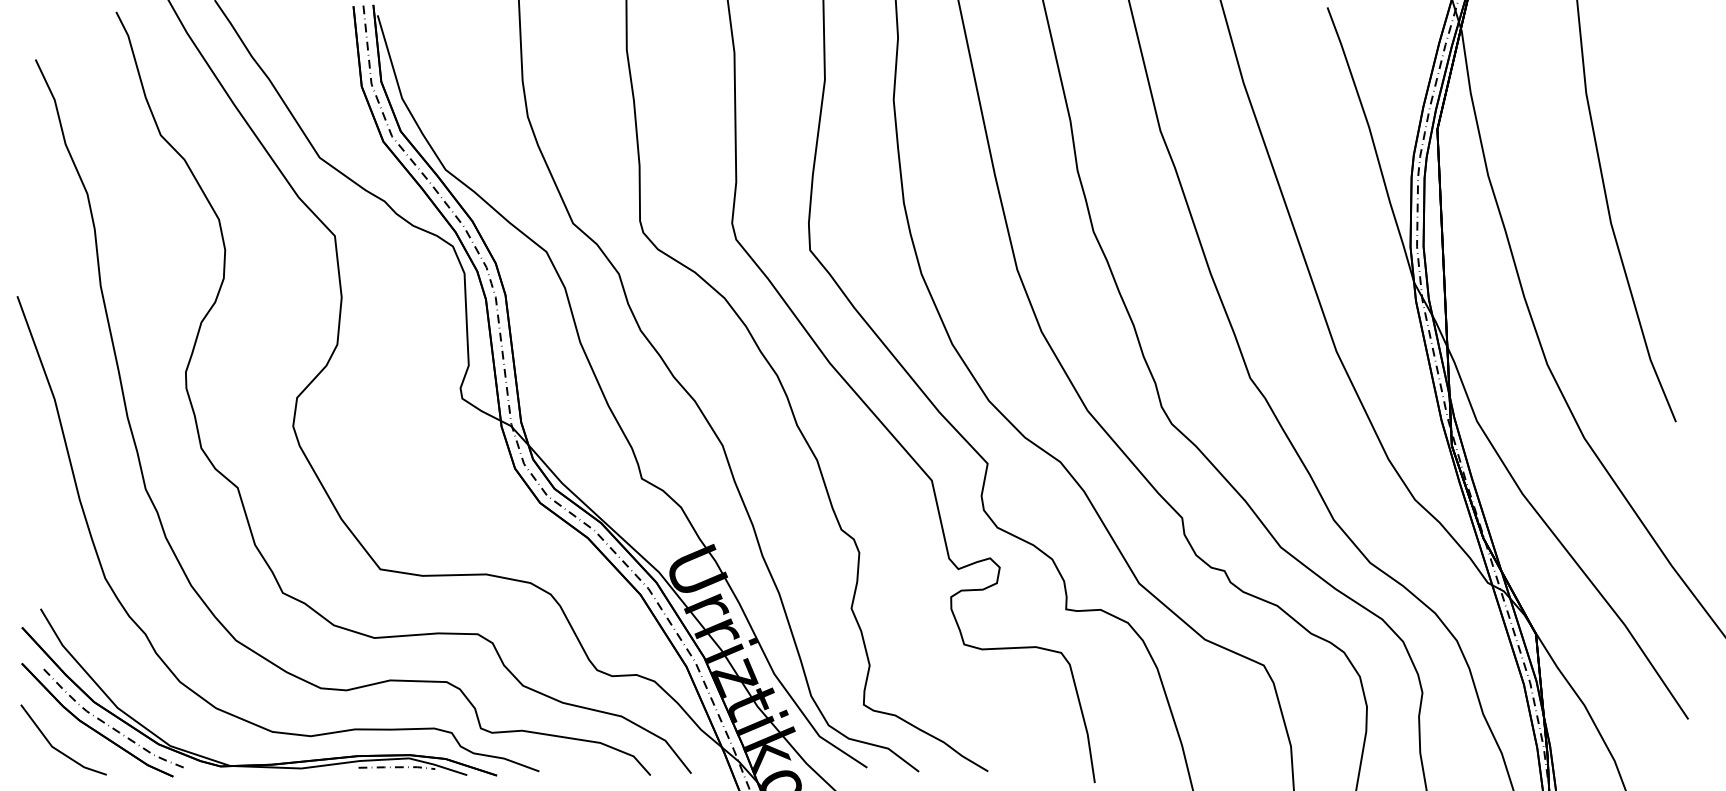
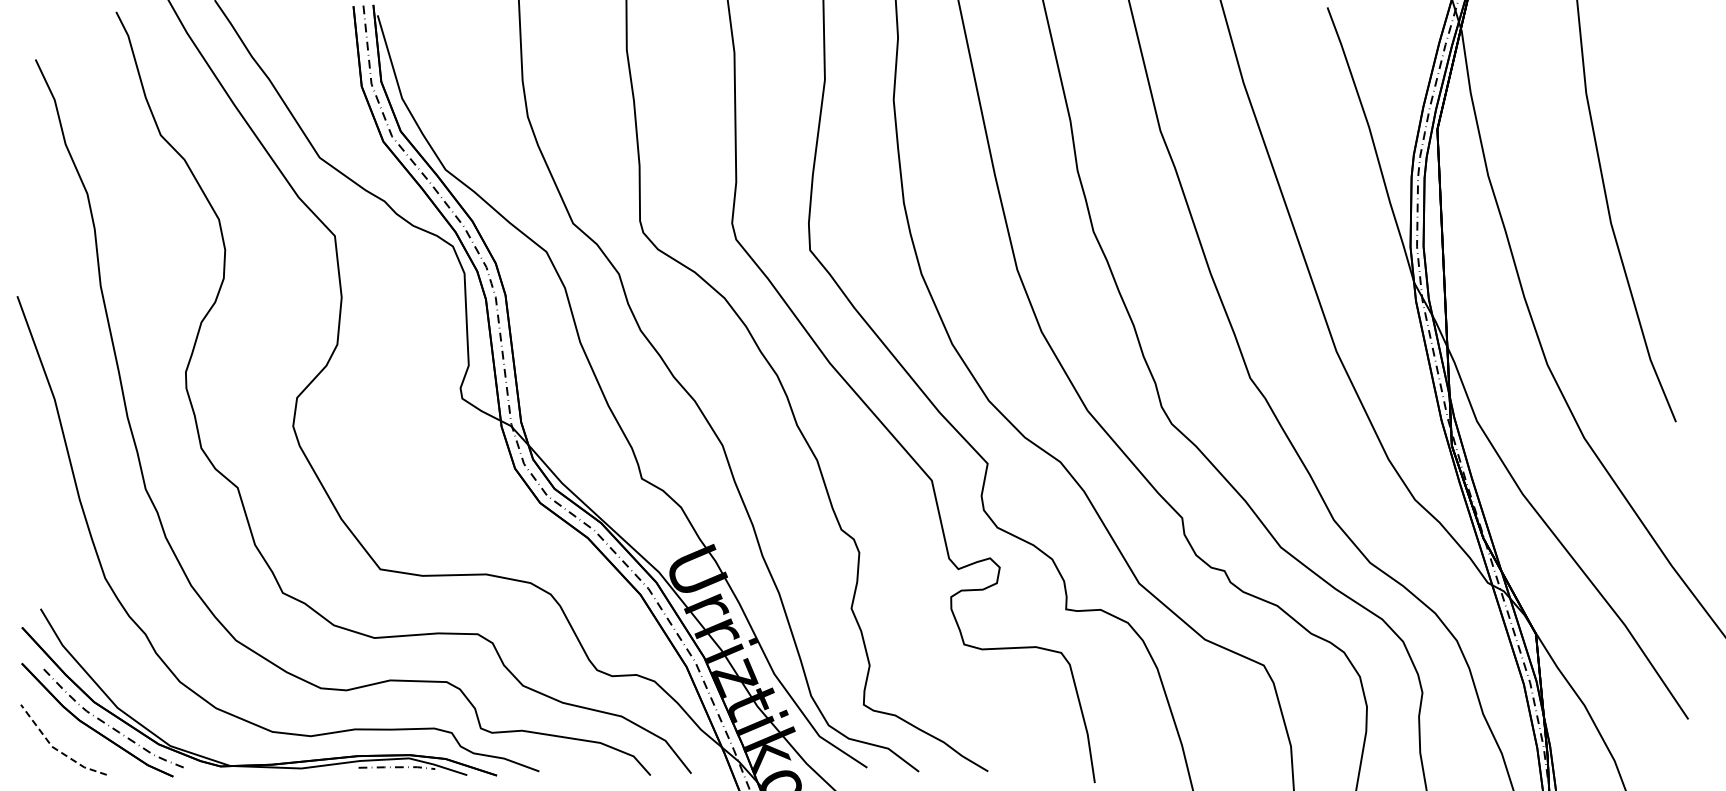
line: solid -> dashed (56, 749)
